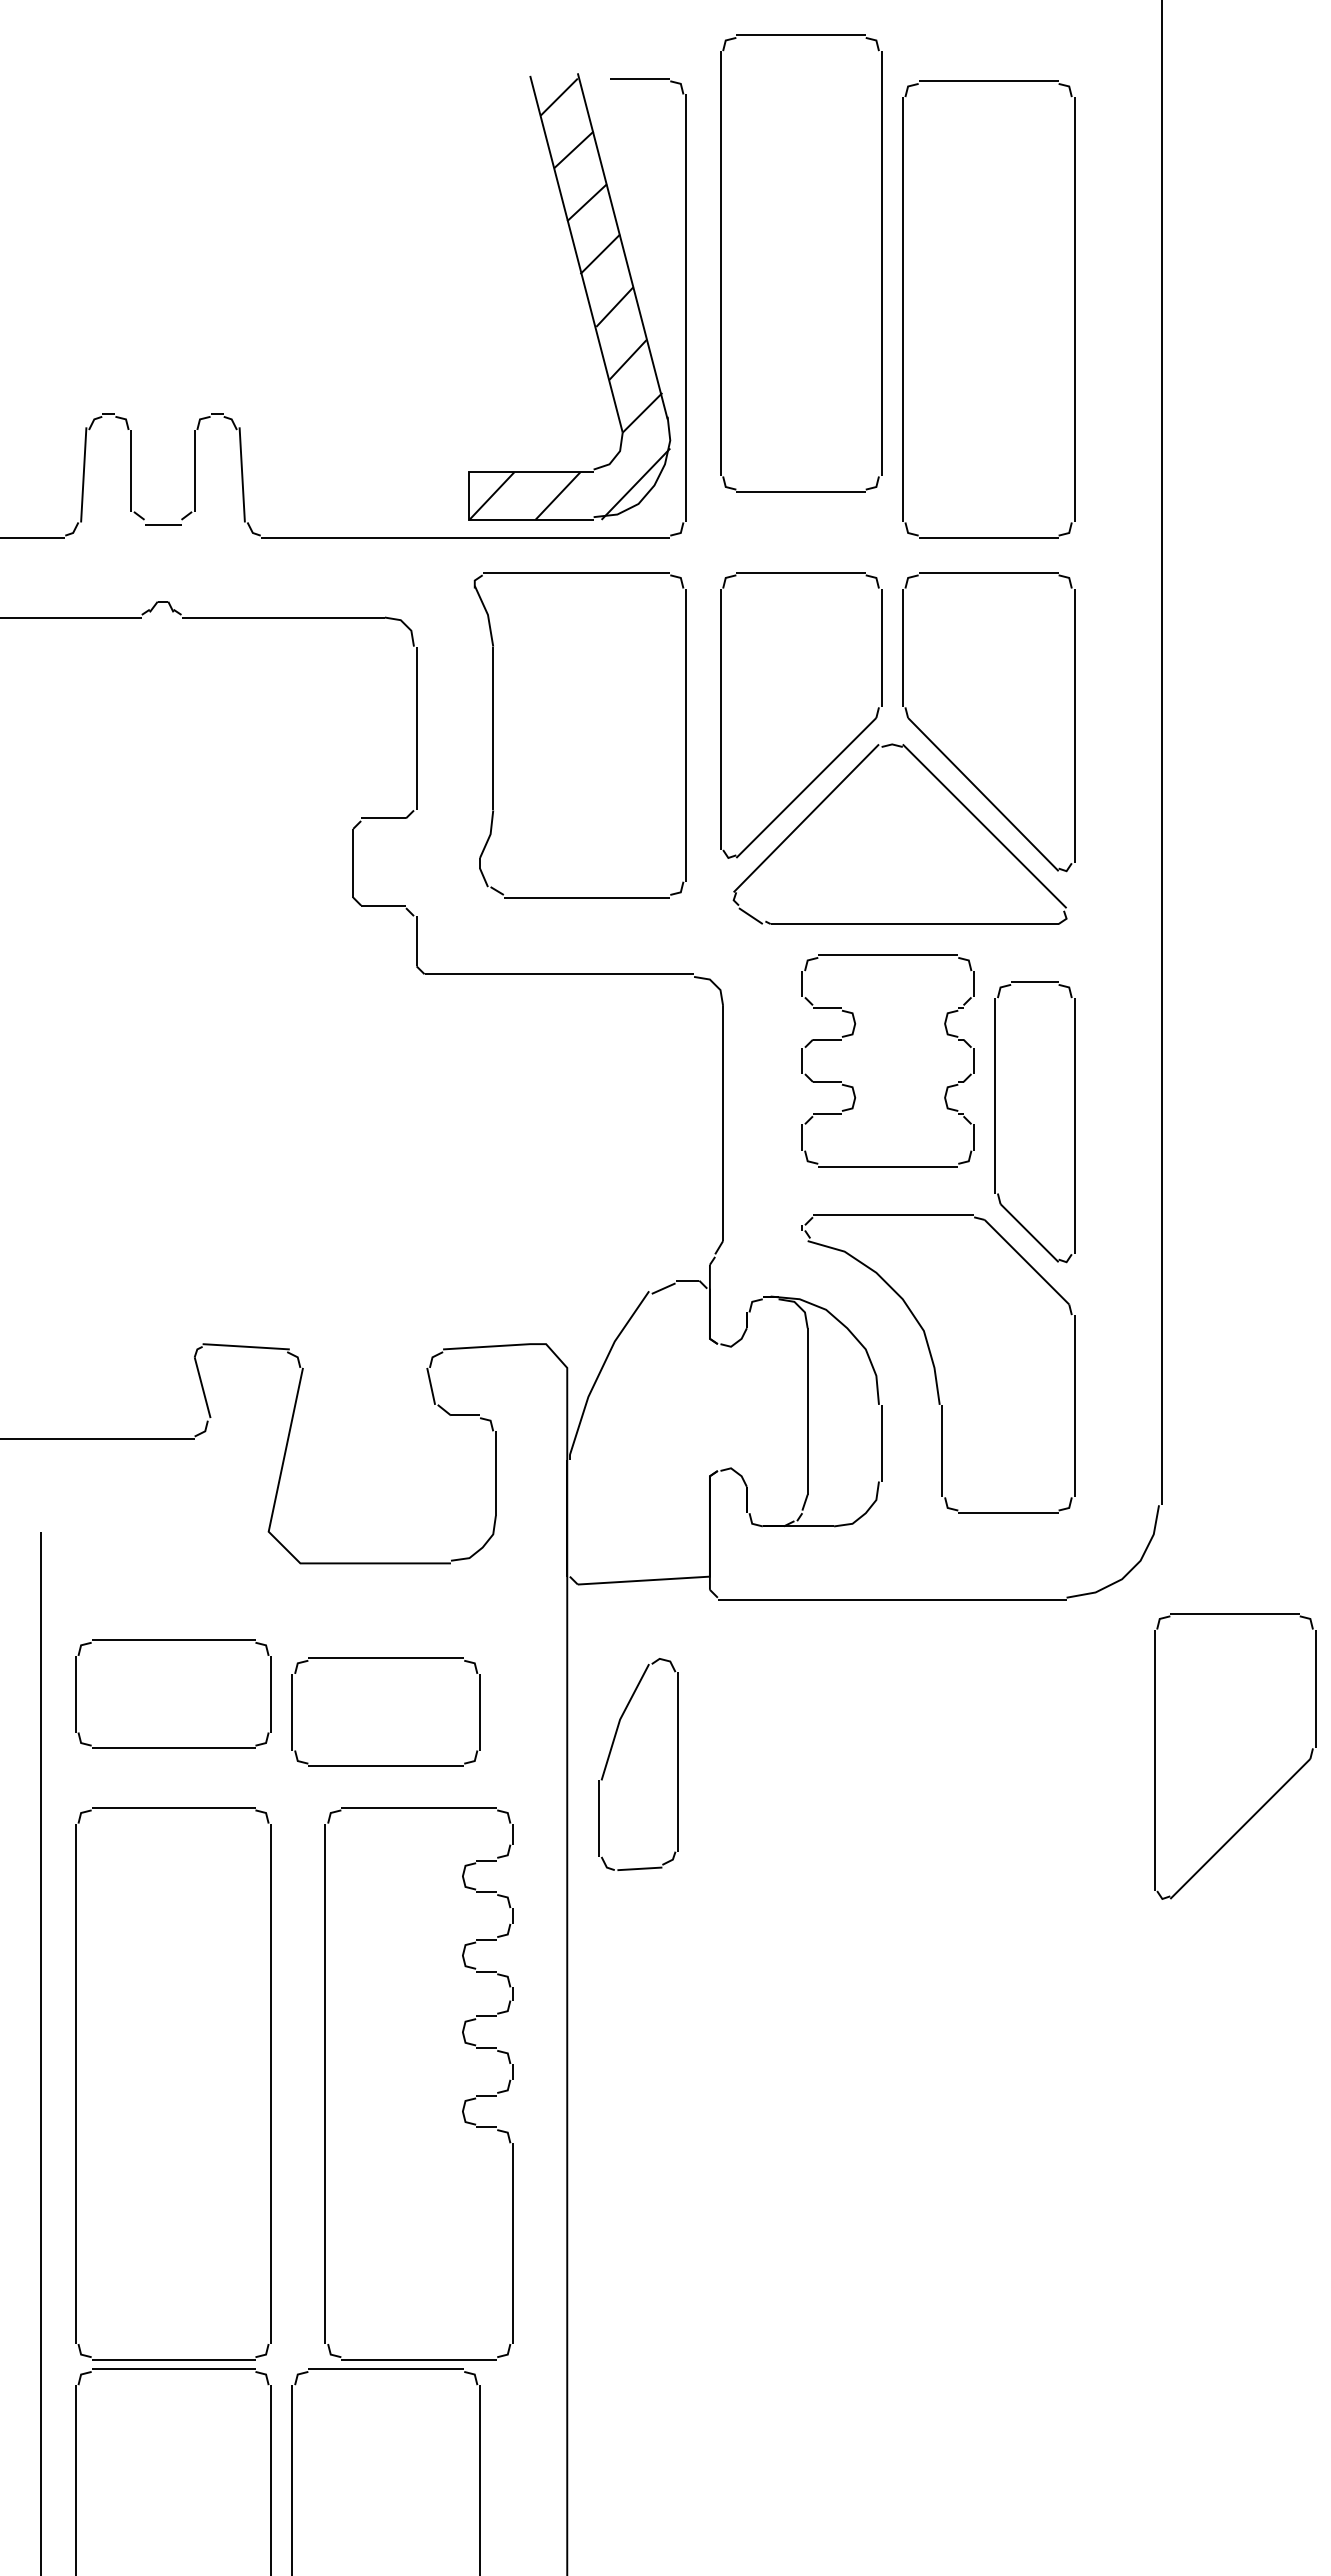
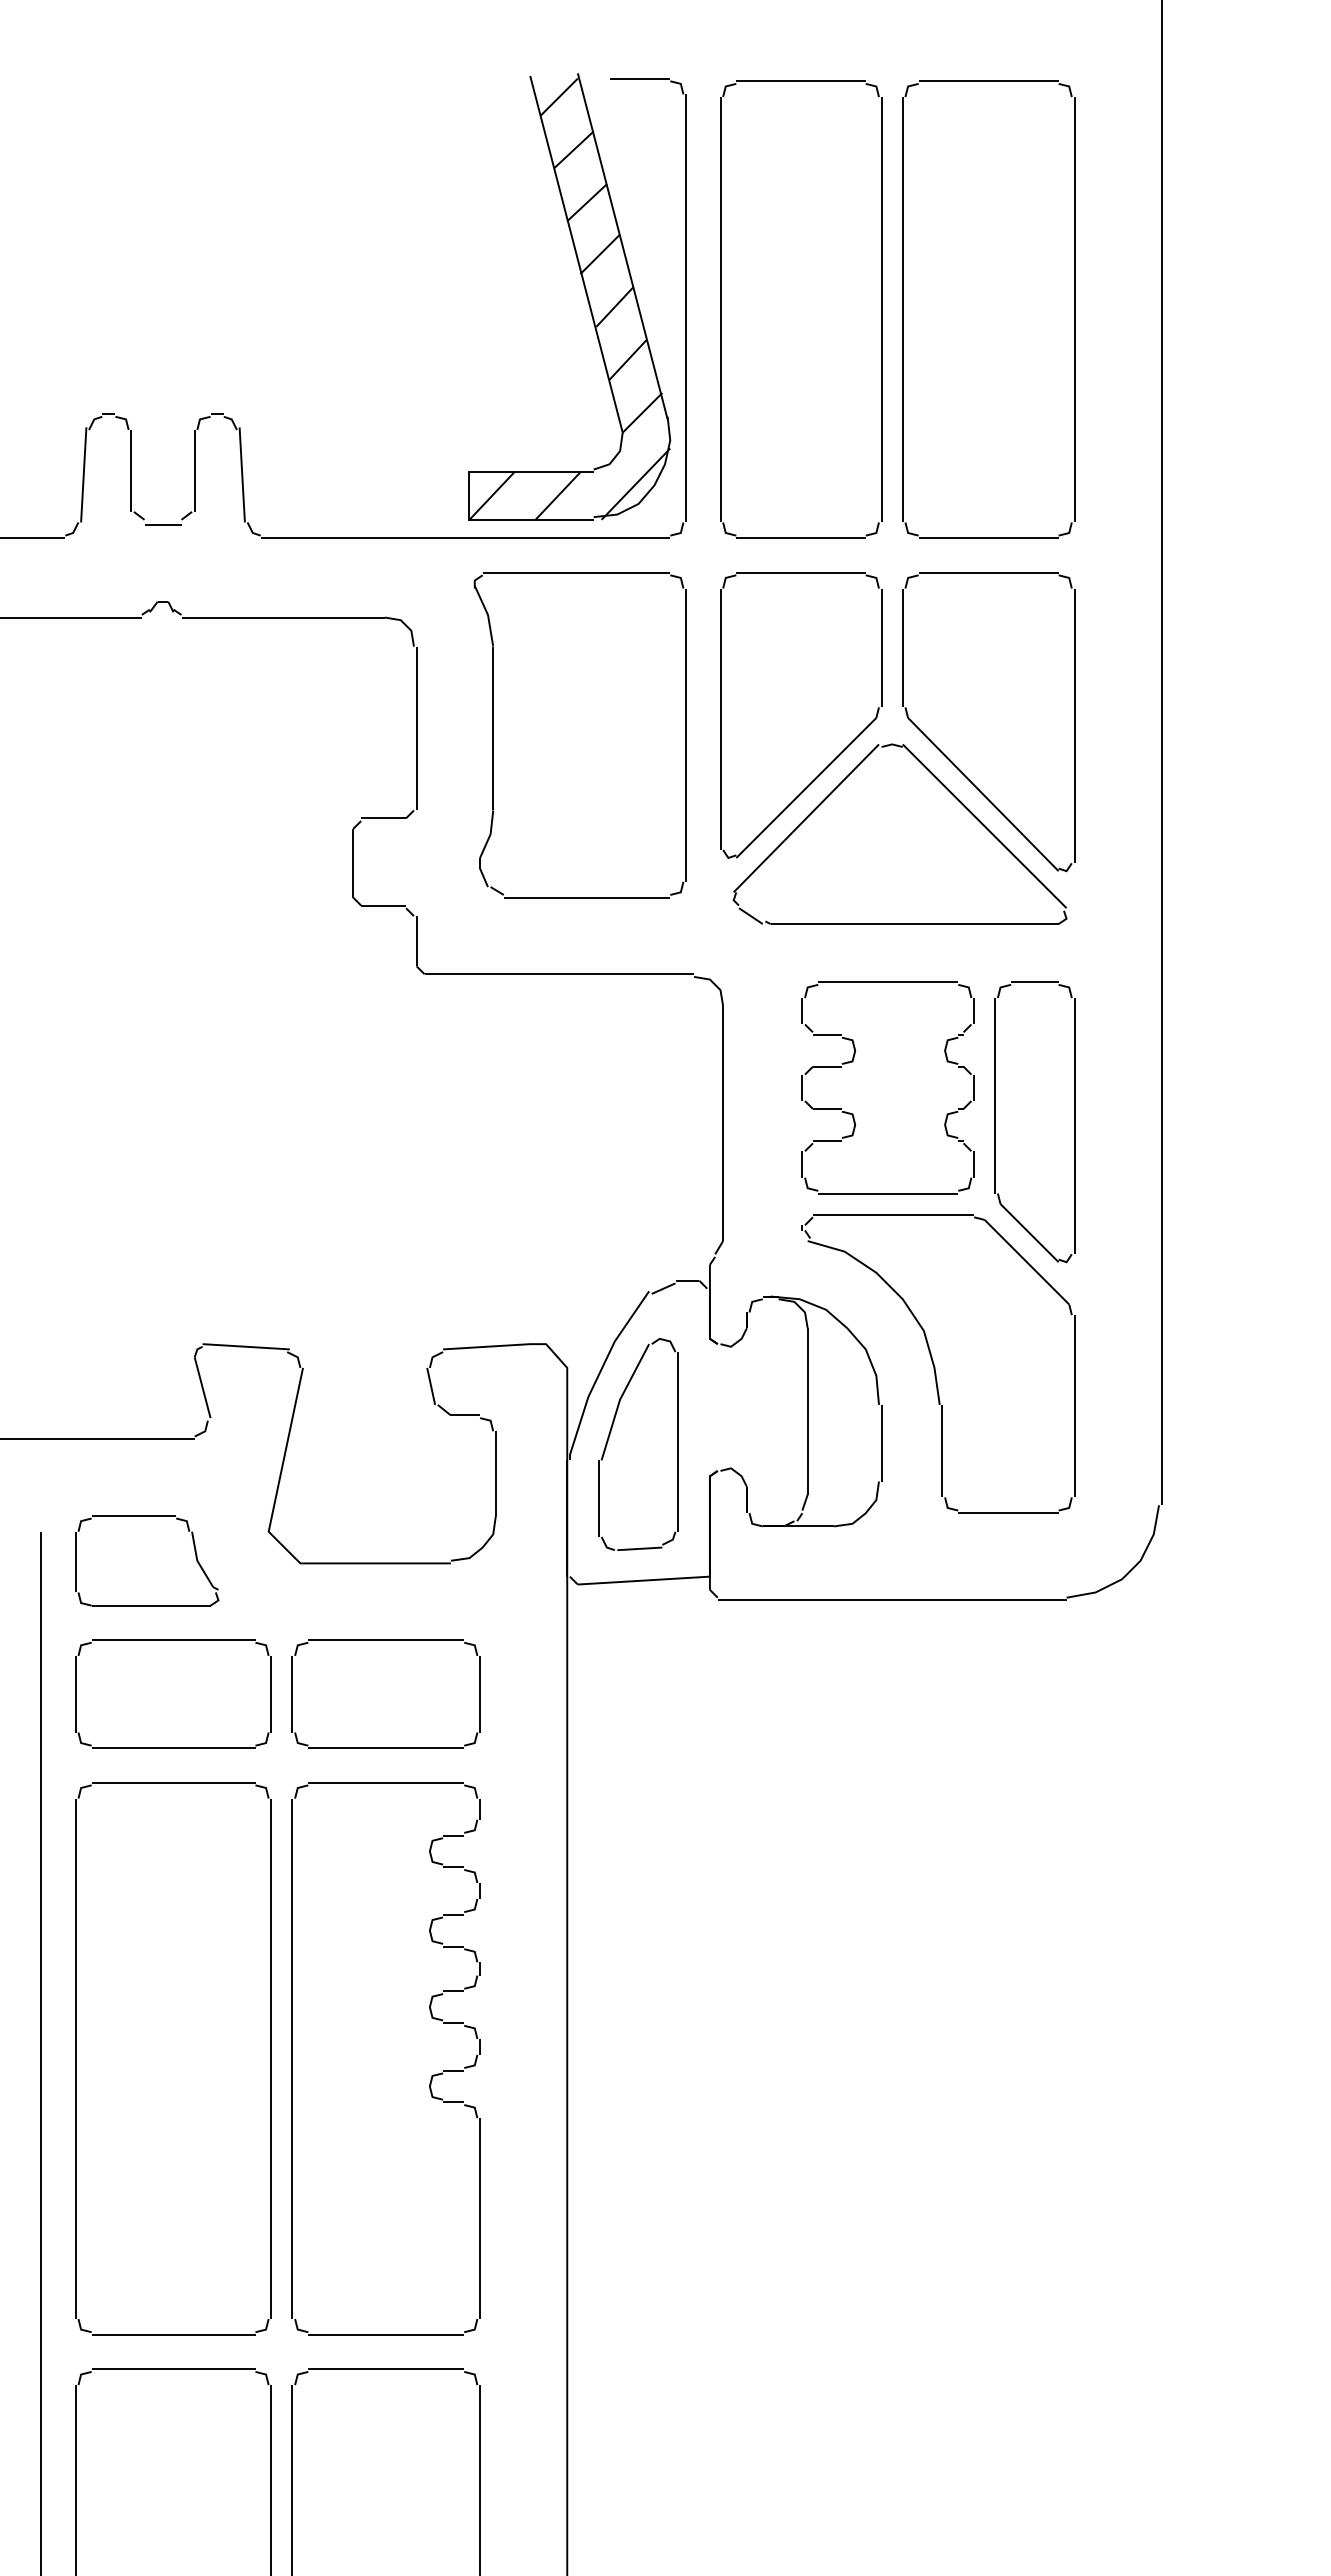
part position: (721, 263) -> (721, 309) (721, 309)
part position: (853, 1034) -> (853, 1061) (853, 1061)
part: none -> present (147, 1516)
part position: (385, 1658) -> (385, 1640) (385, 1640)
part position: (610, 1755) -> (610, 1435) (610, 1435)
part: present -> none (1273, 1794)
part position: (76, 2083) -> (76, 2058) (76, 2058)
part position: (464, 2100) -> (431, 2075) (431, 2075)
